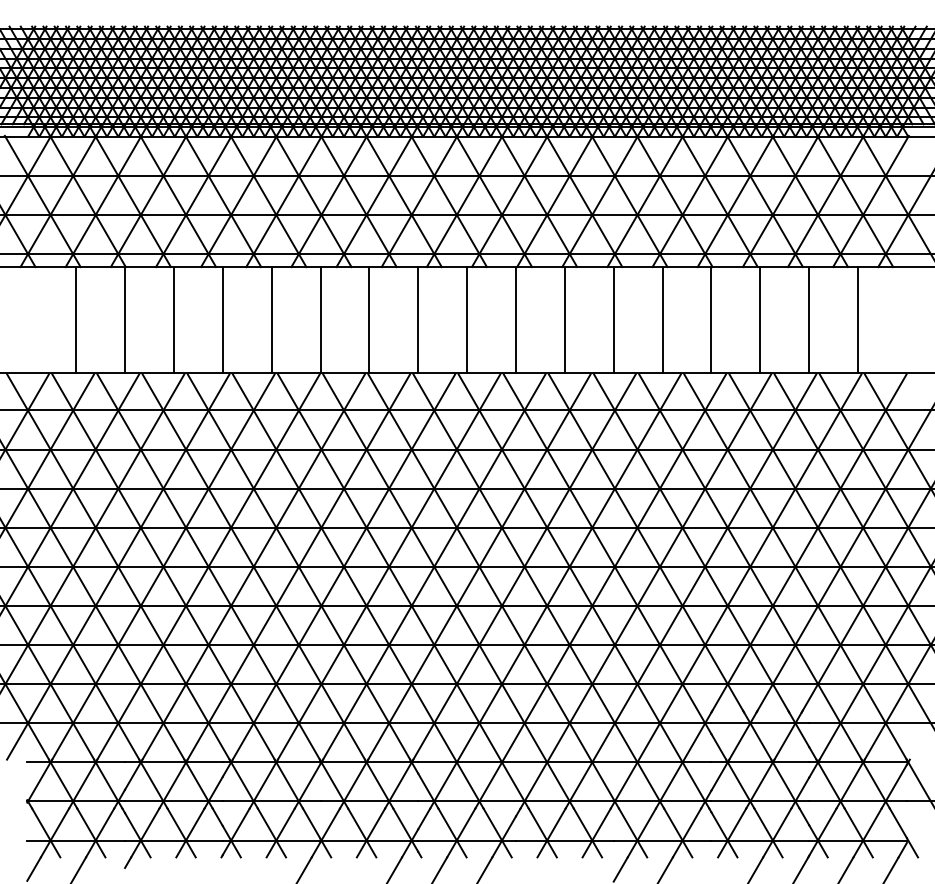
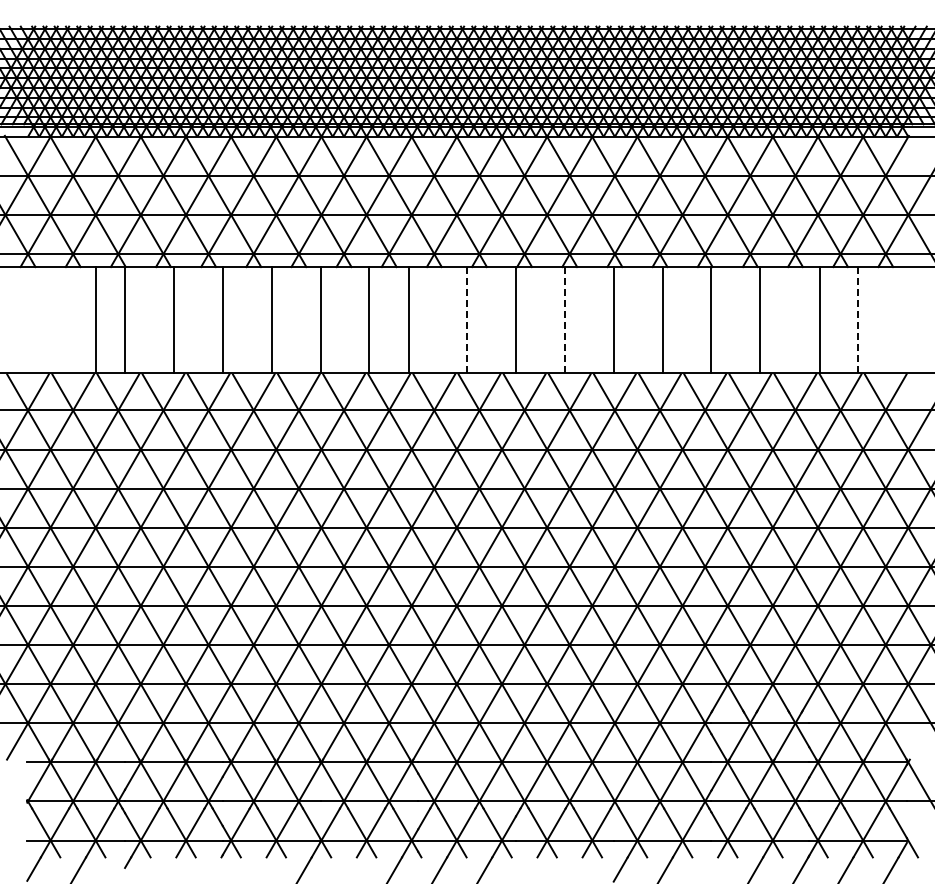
line position: (76, 319) -> (96, 319) (96, 319)
line position: (418, 319) -> (409, 319) (409, 319)
line: solid -> dashed (467, 319)
line: solid -> dashed (564, 319)
line position: (809, 319) -> (820, 319) (820, 319)
line: solid -> dashed (858, 319)
